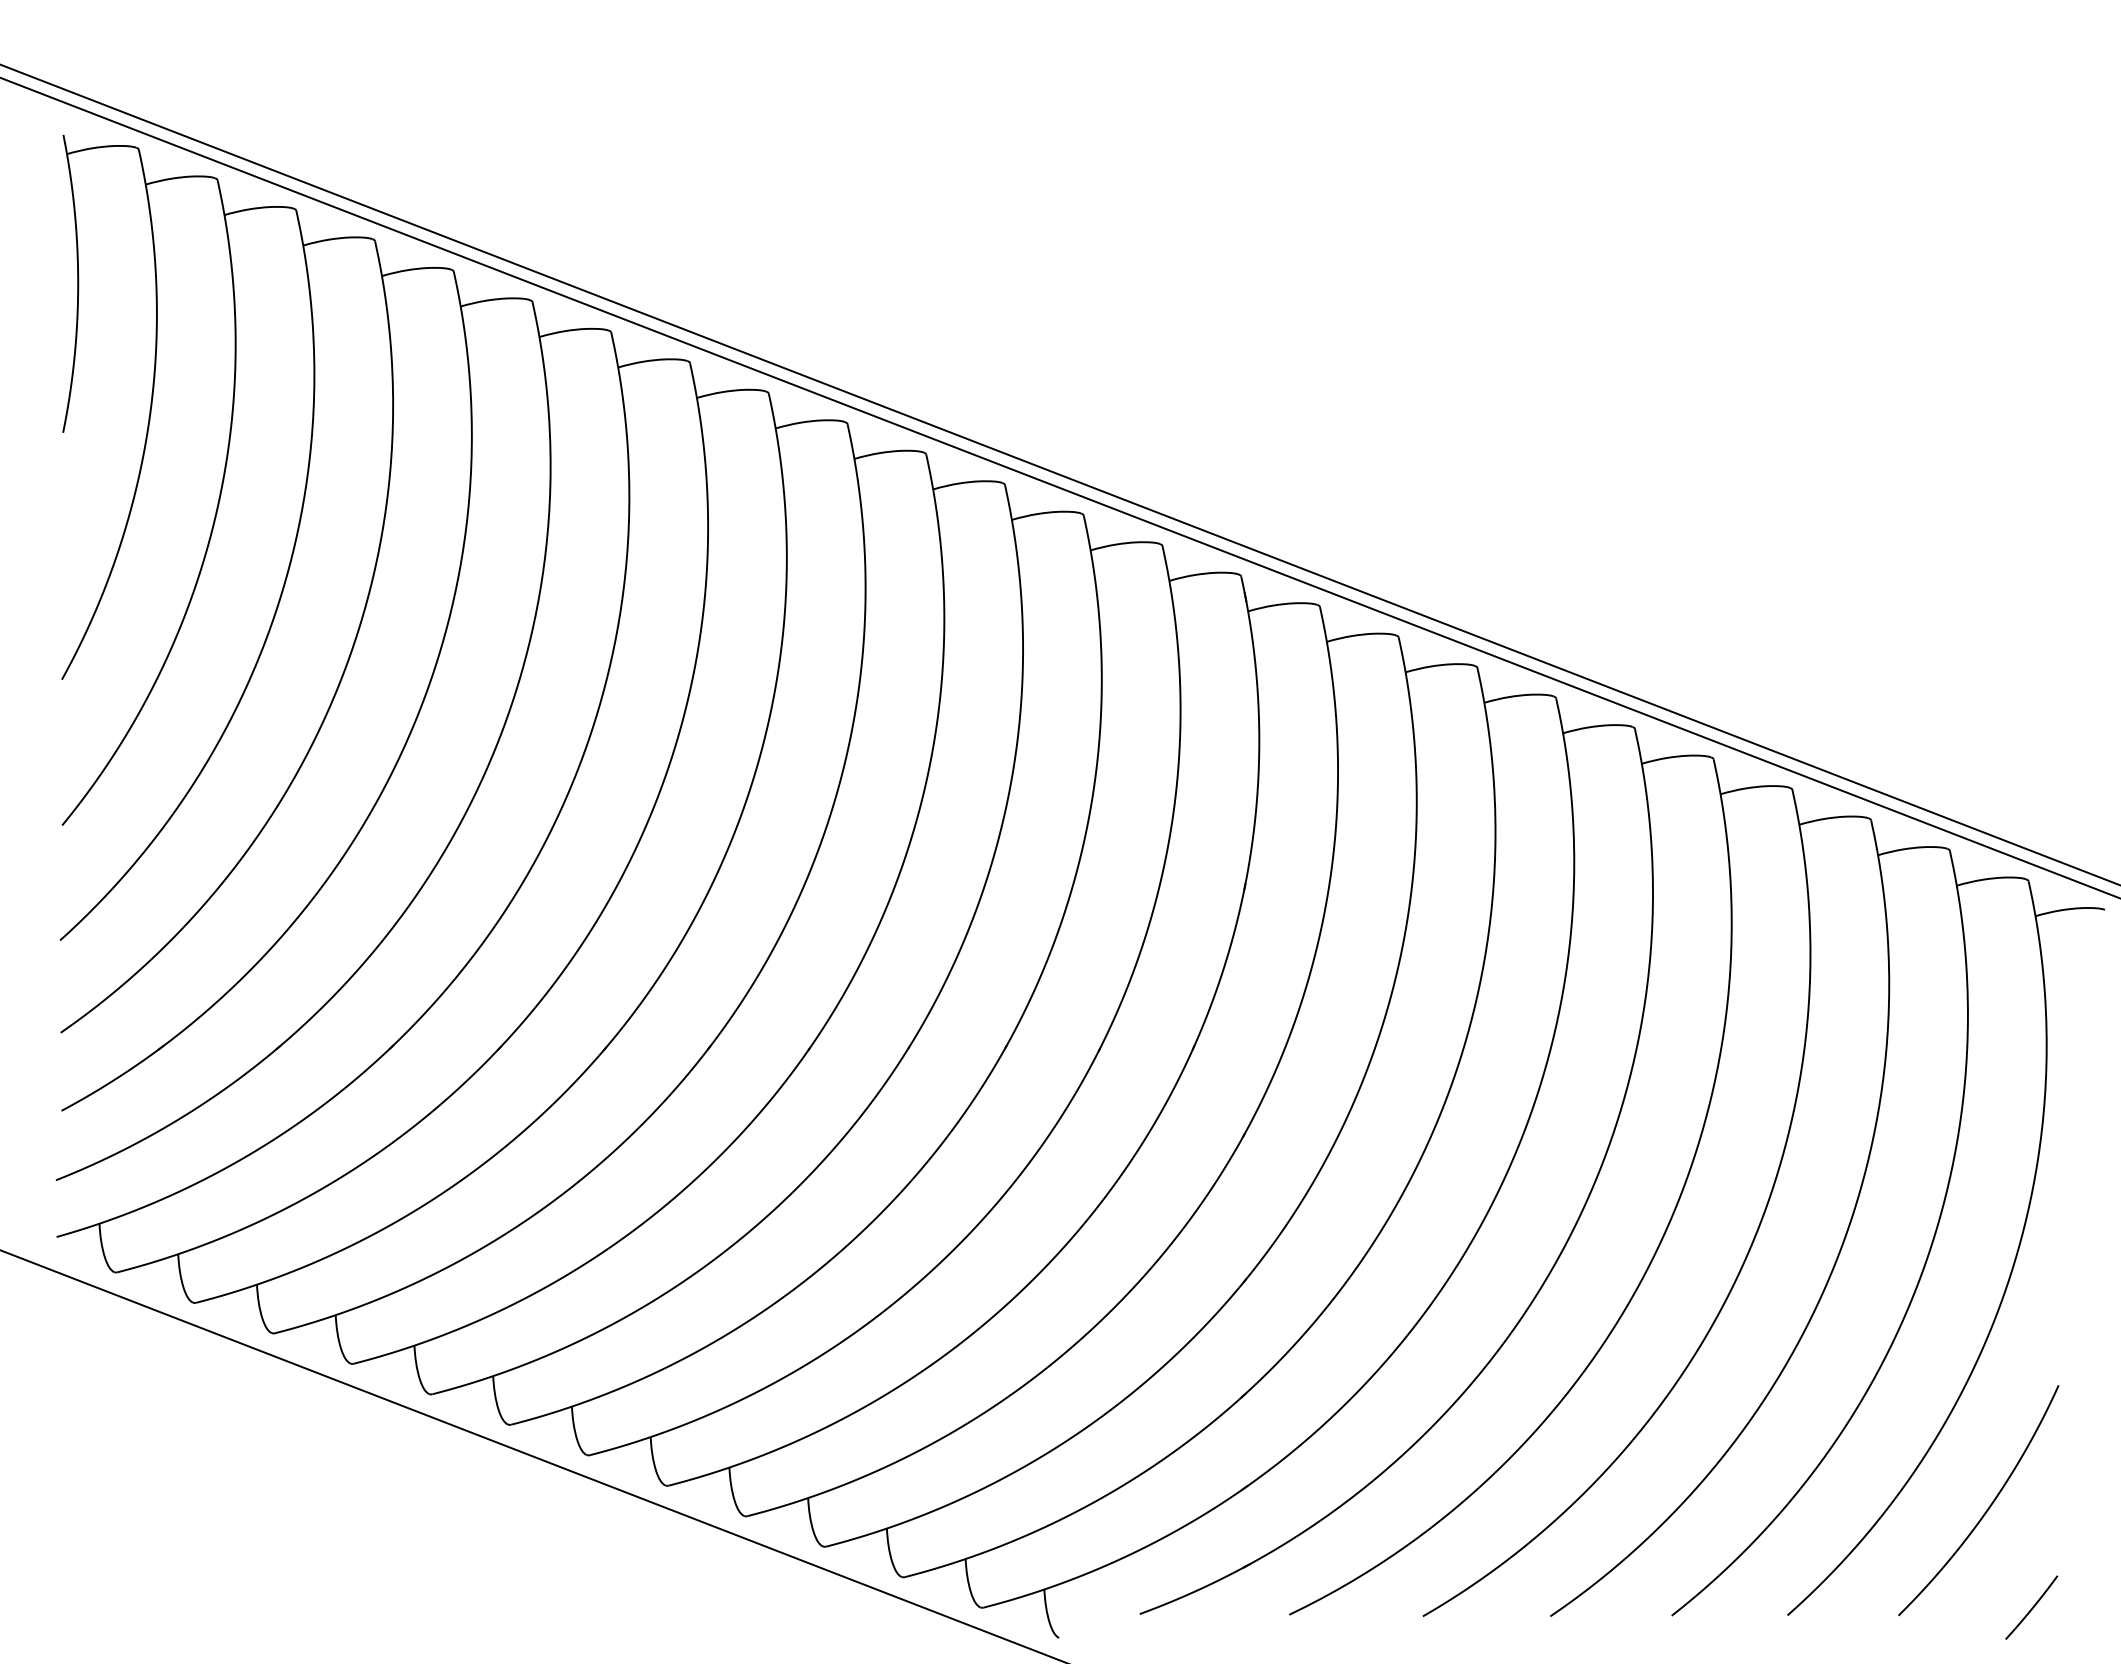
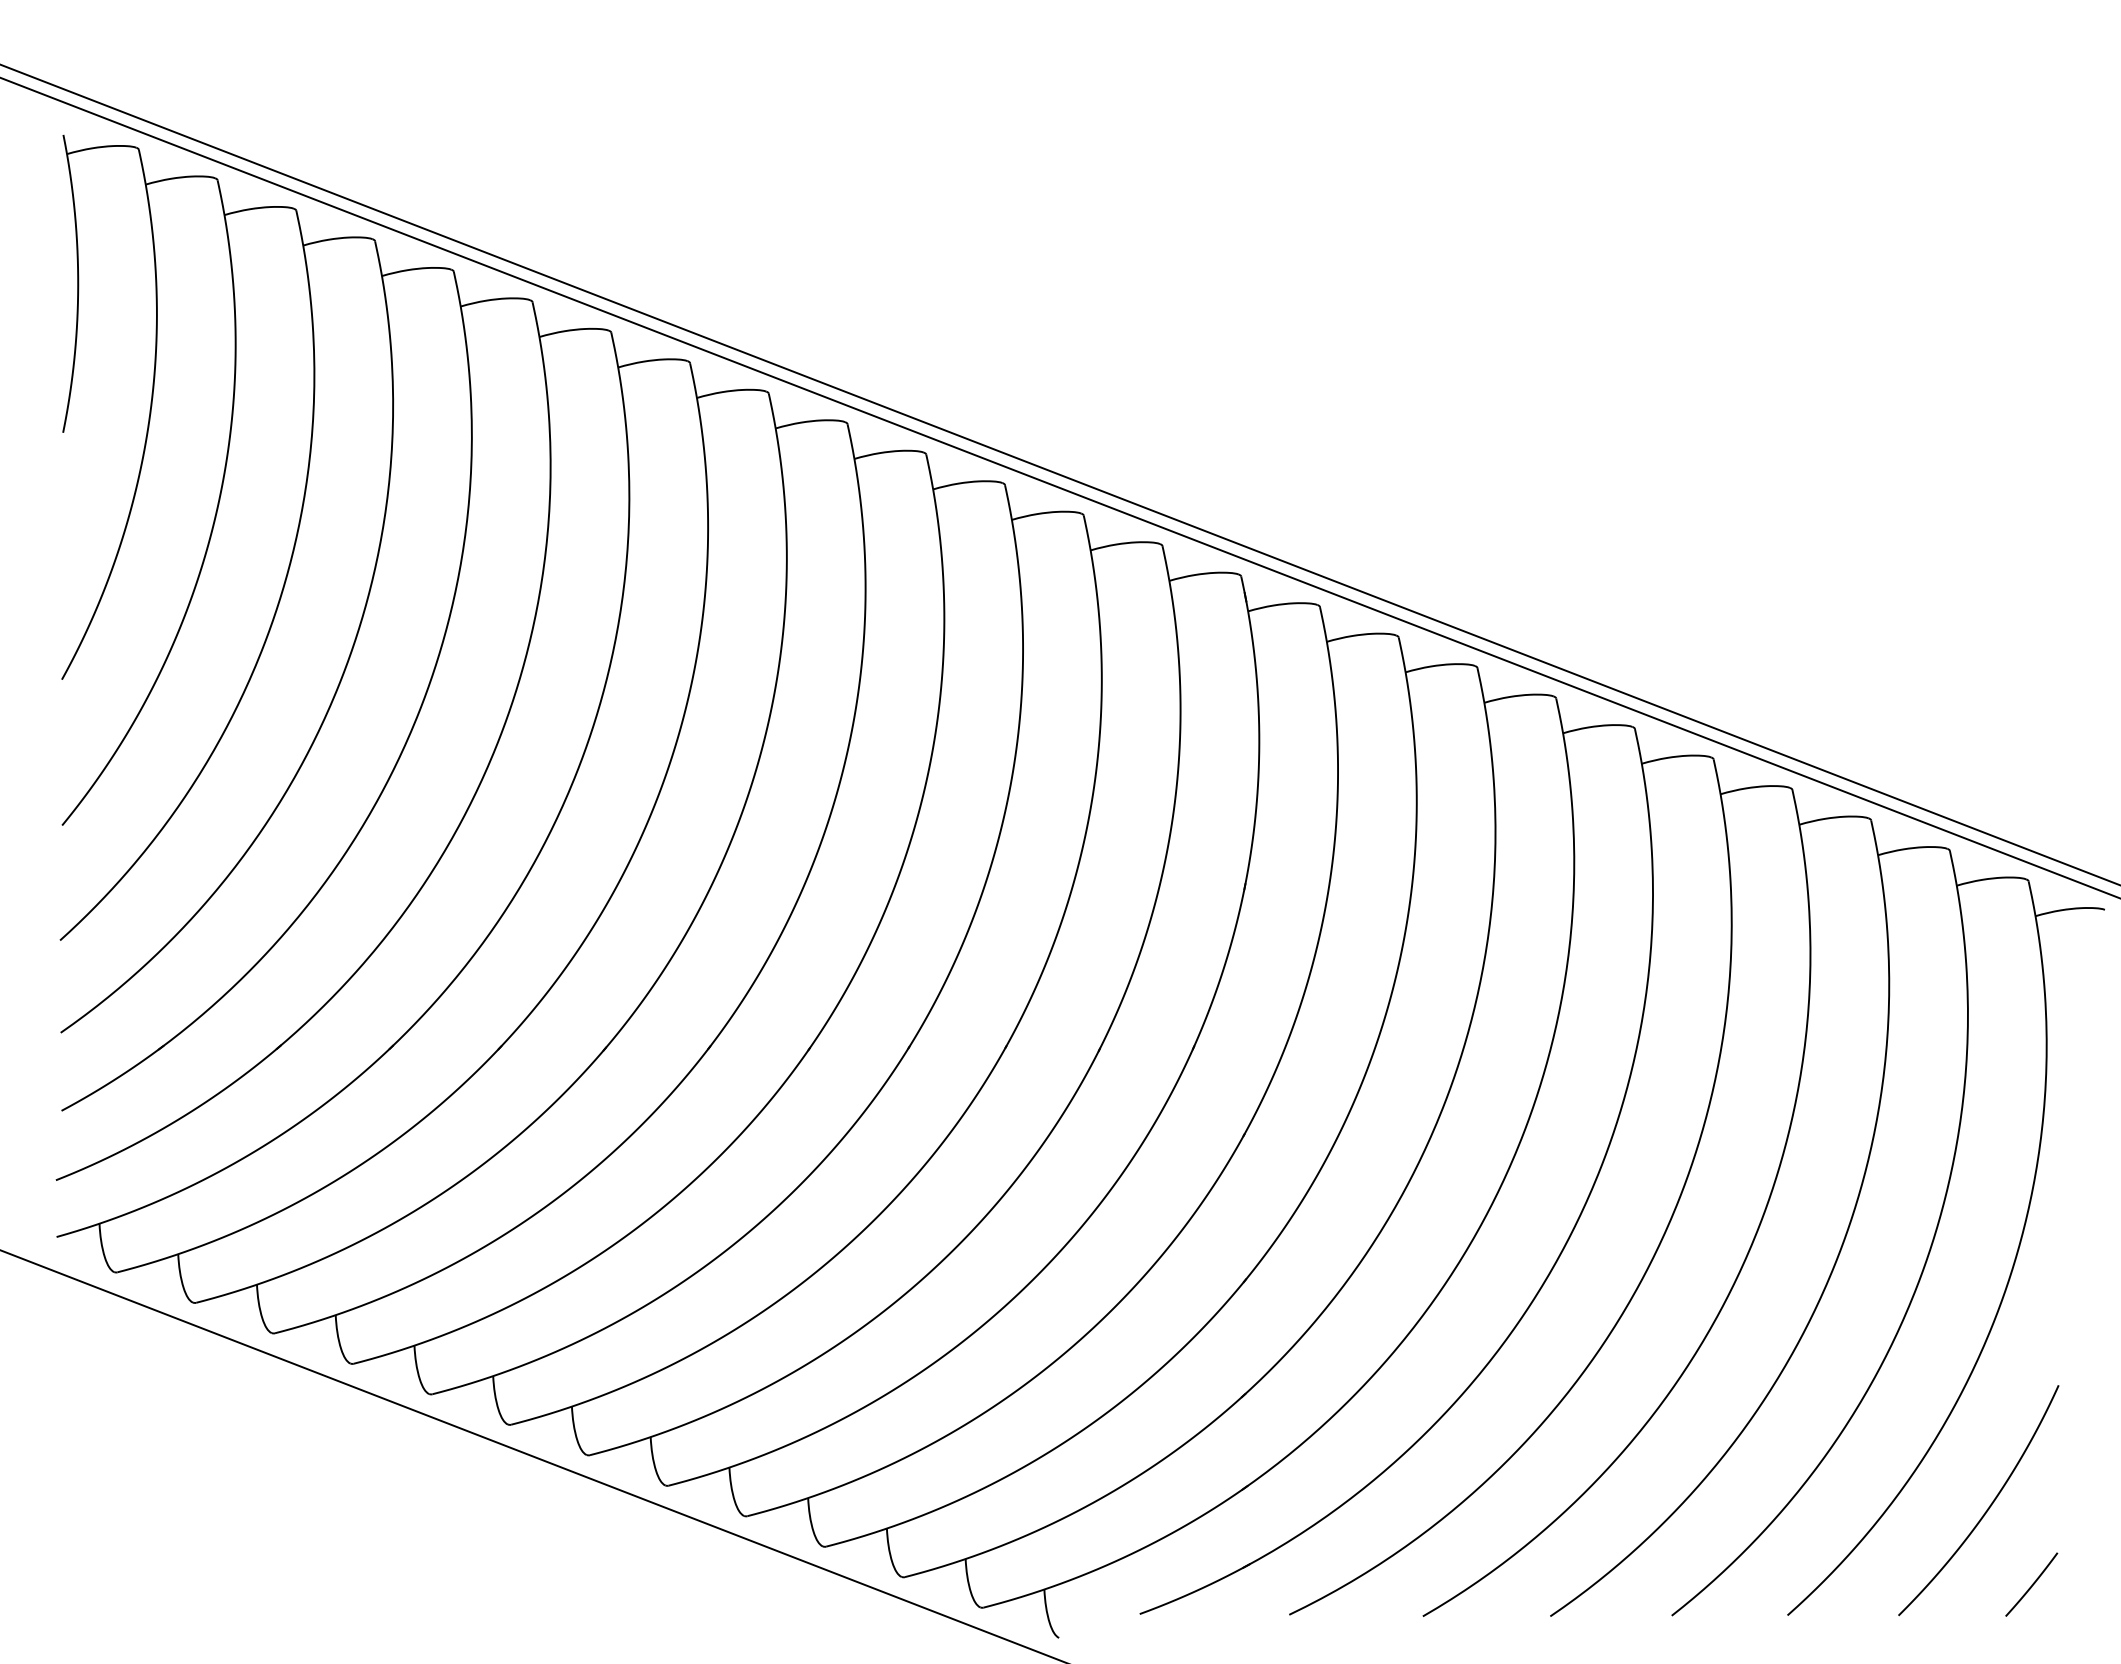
curve position: (2032, 1607) -> (2032, 1584) (2032, 1584)
